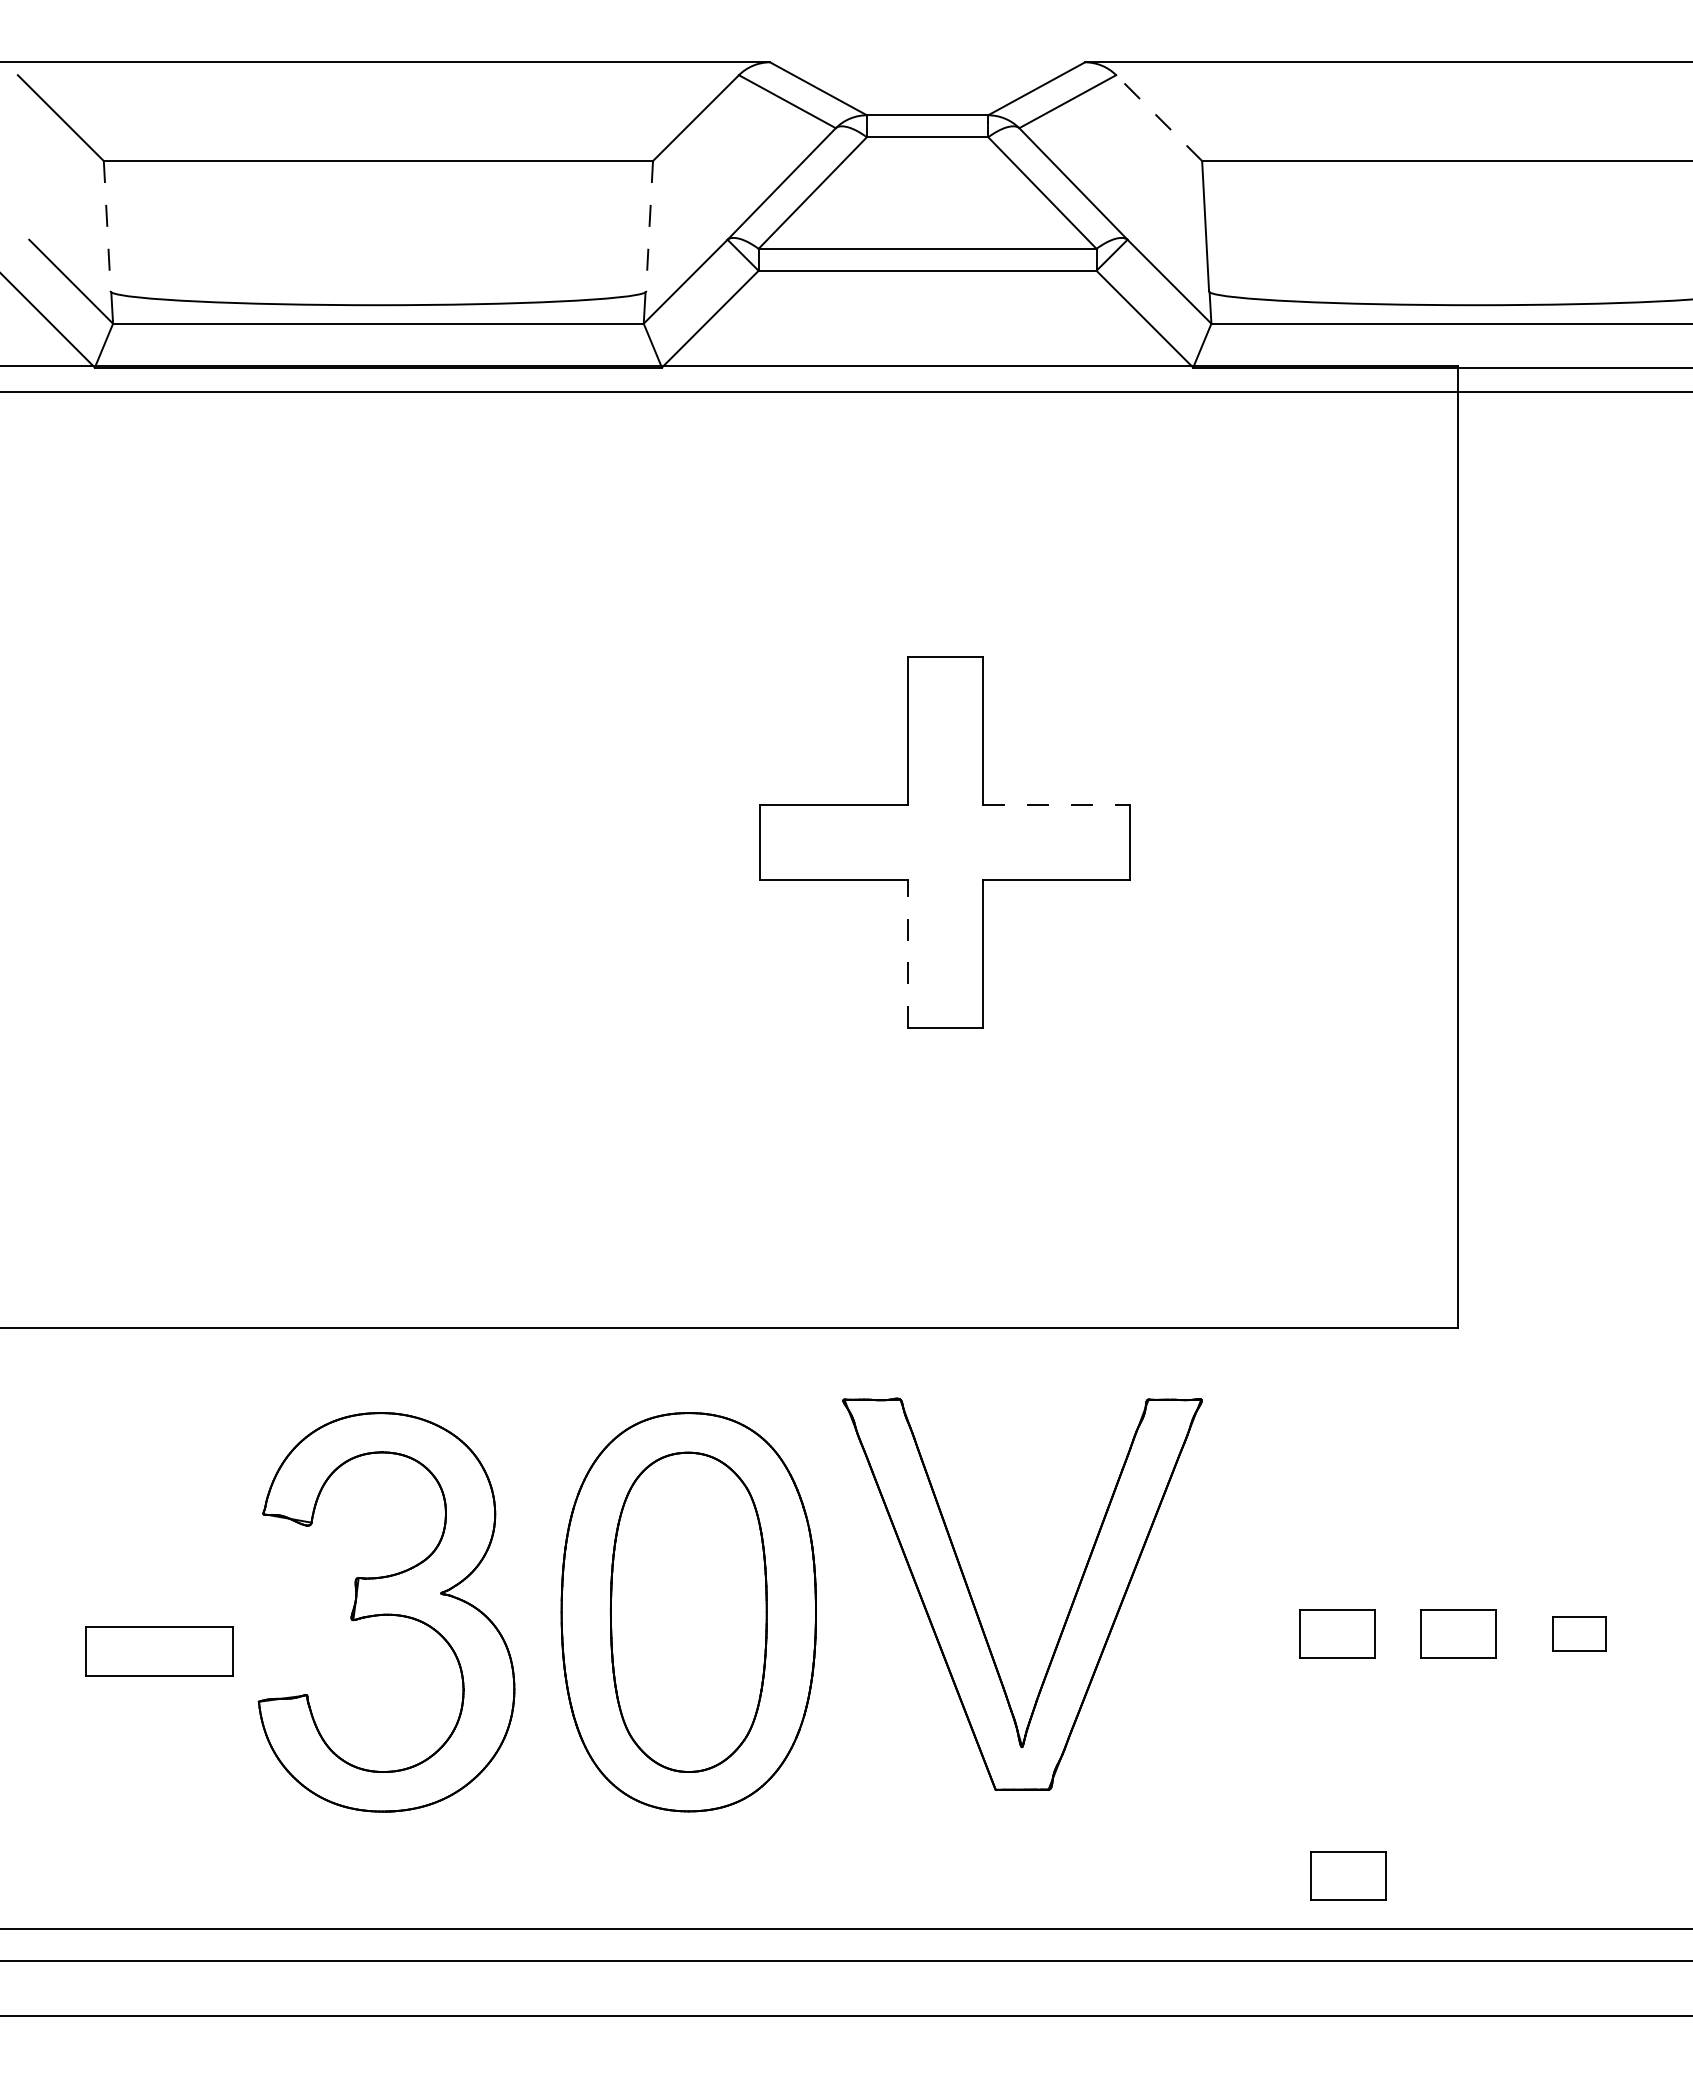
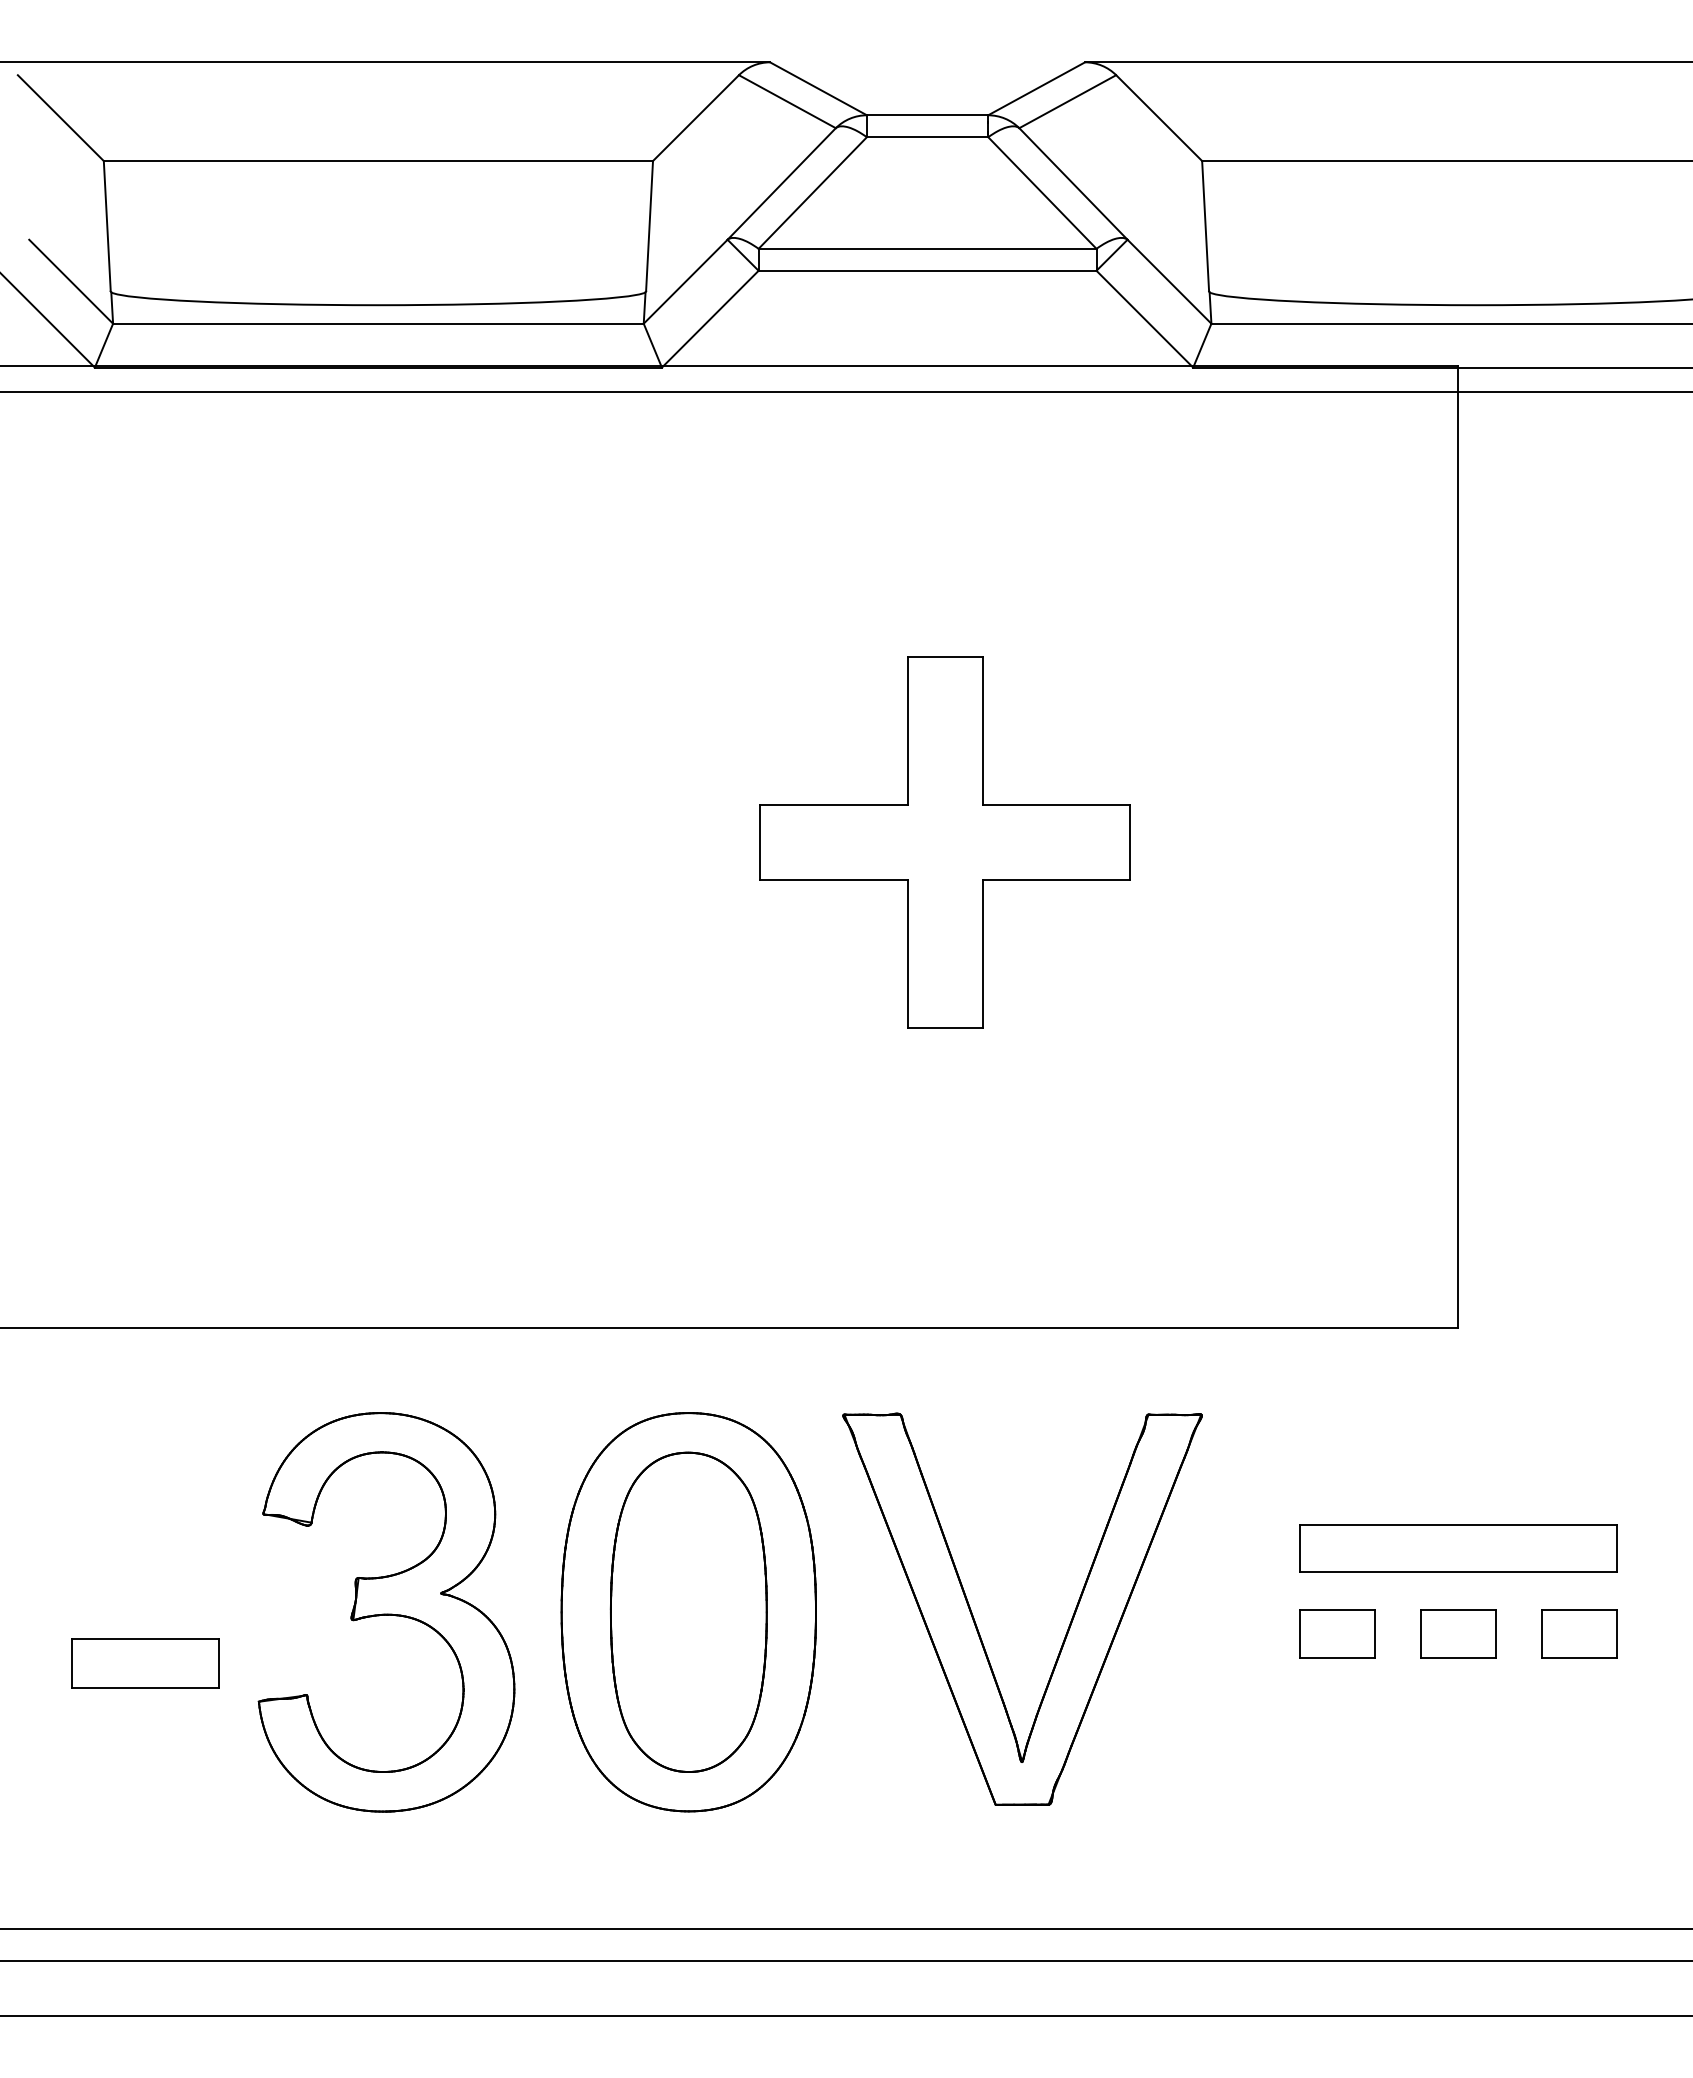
line: dashed -> solid (1159, 118)
line: dashed -> solid (107, 226)
line: dashed -> solid (649, 226)
line: dashed -> solid (1056, 805)
line: dashed -> solid (908, 953)
part: none -> present (1458, 1548)
part position: (976, 1608) -> (976, 1623) (976, 1623)
part size: 55x36 px -> 77x50 px (1579, 1633)
part position: (159, 1651) -> (145, 1663) (145, 1663)
part: present -> none (1348, 1875)
